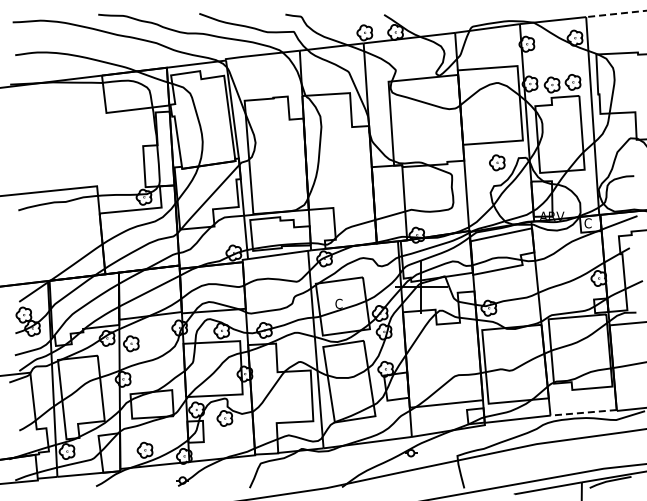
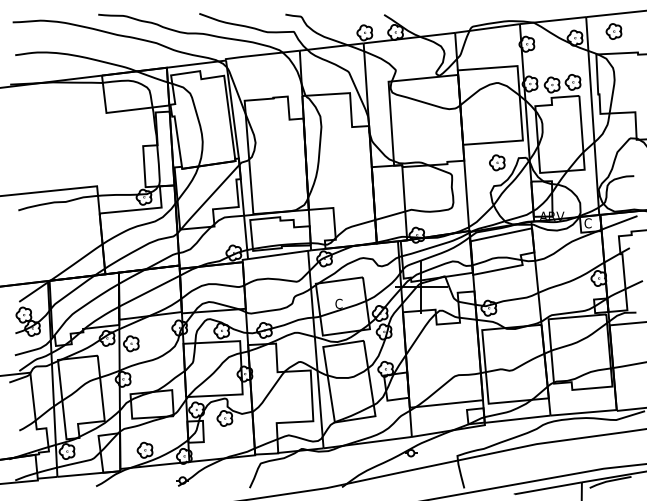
line: dashed -> solid (615, 13)
part: none -> present (613, 31)
line: dashed -> solid (583, 412)
